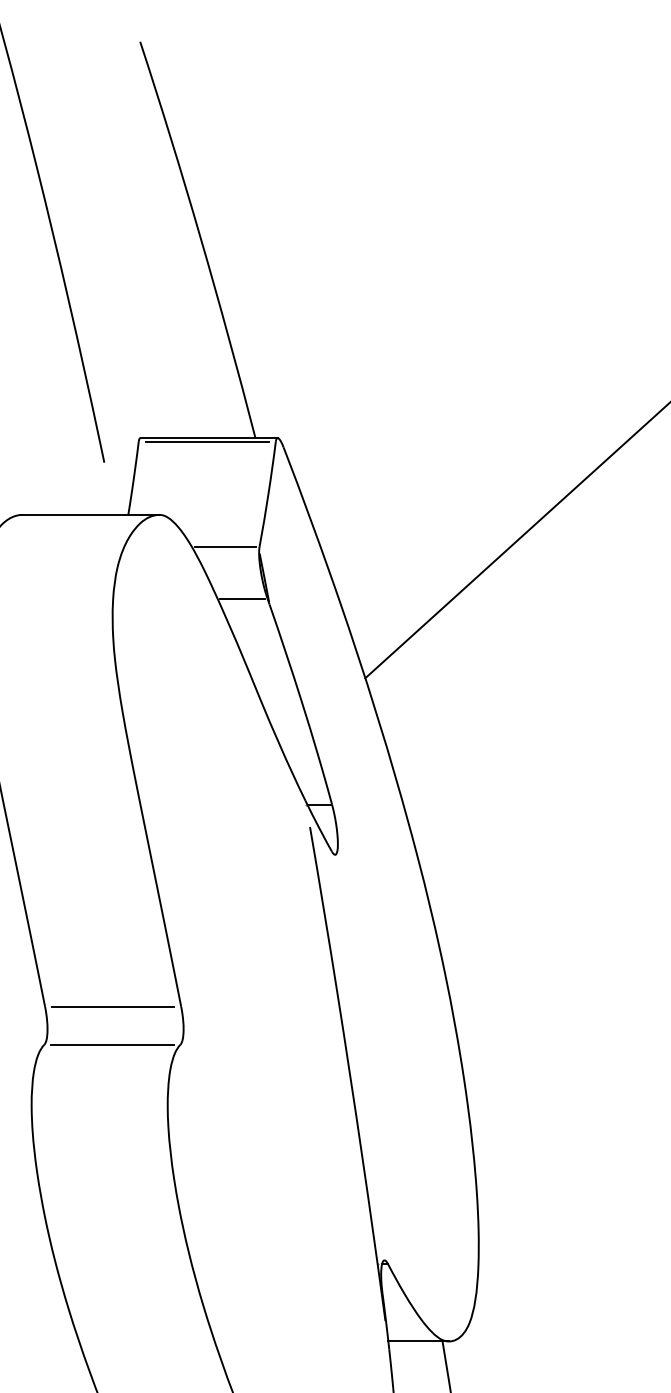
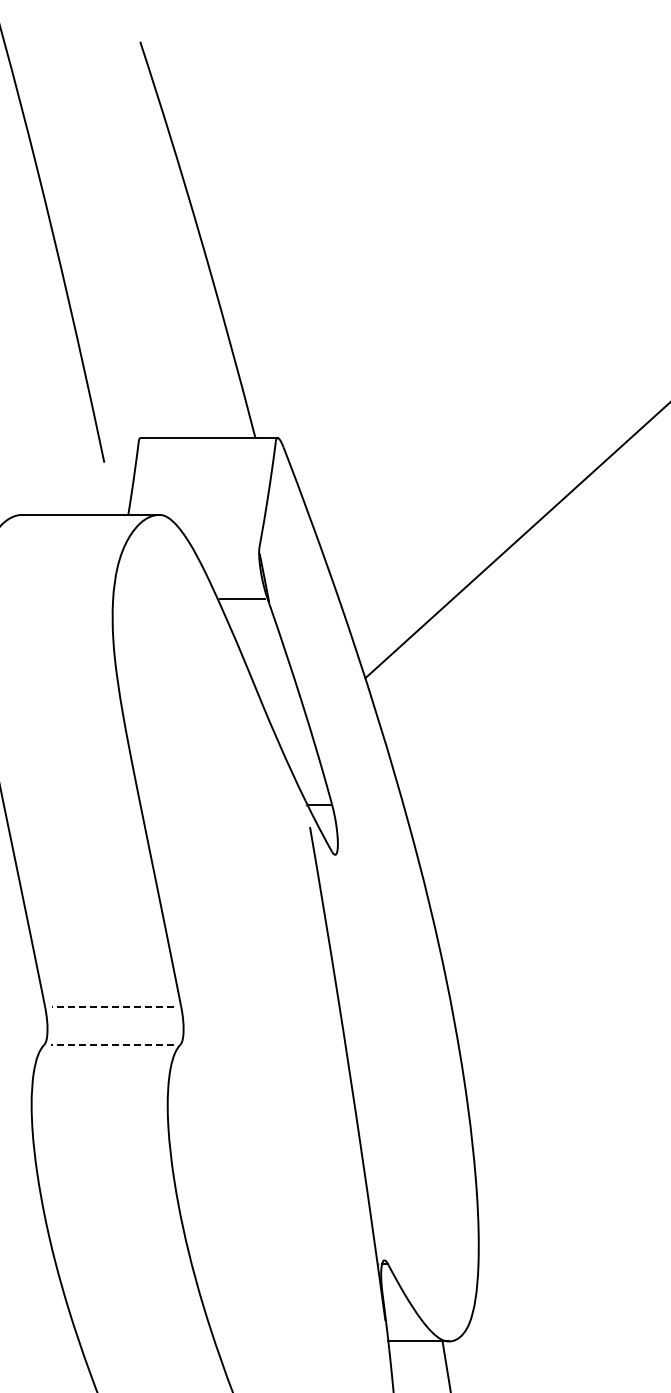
line: present -> none (206, 441)
line: present -> none (225, 546)
line: solid -> dashed (112, 1006)
line: solid -> dashed (111, 1044)
